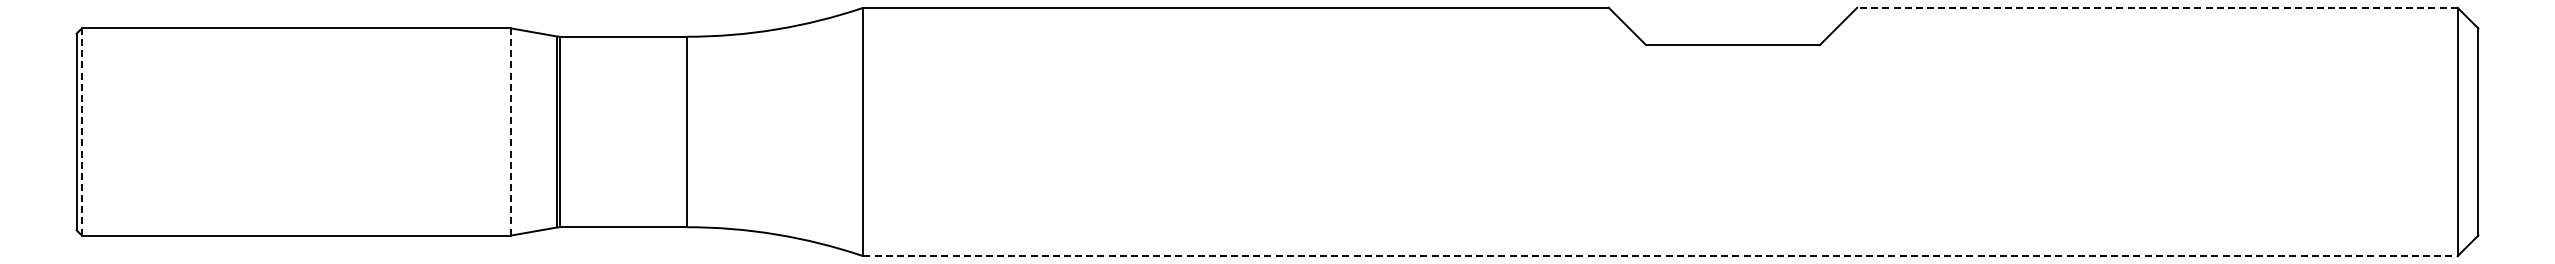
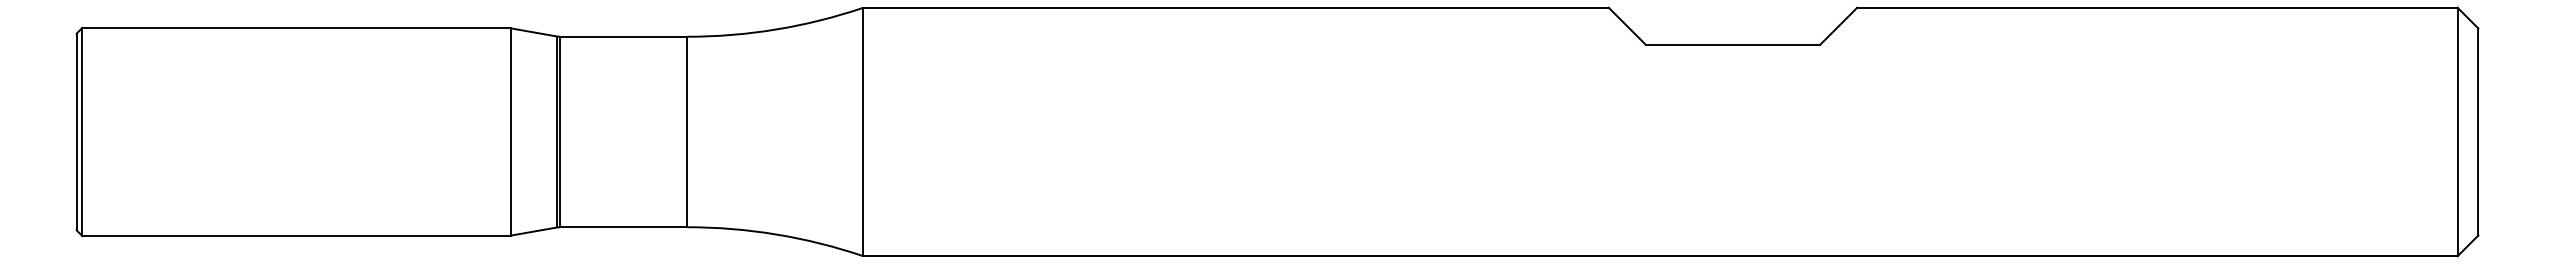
line: dashed -> solid (2156, 7)
line: dashed -> solid (81, 132)
line: dashed -> solid (511, 132)
line: dashed -> solid (1661, 256)
